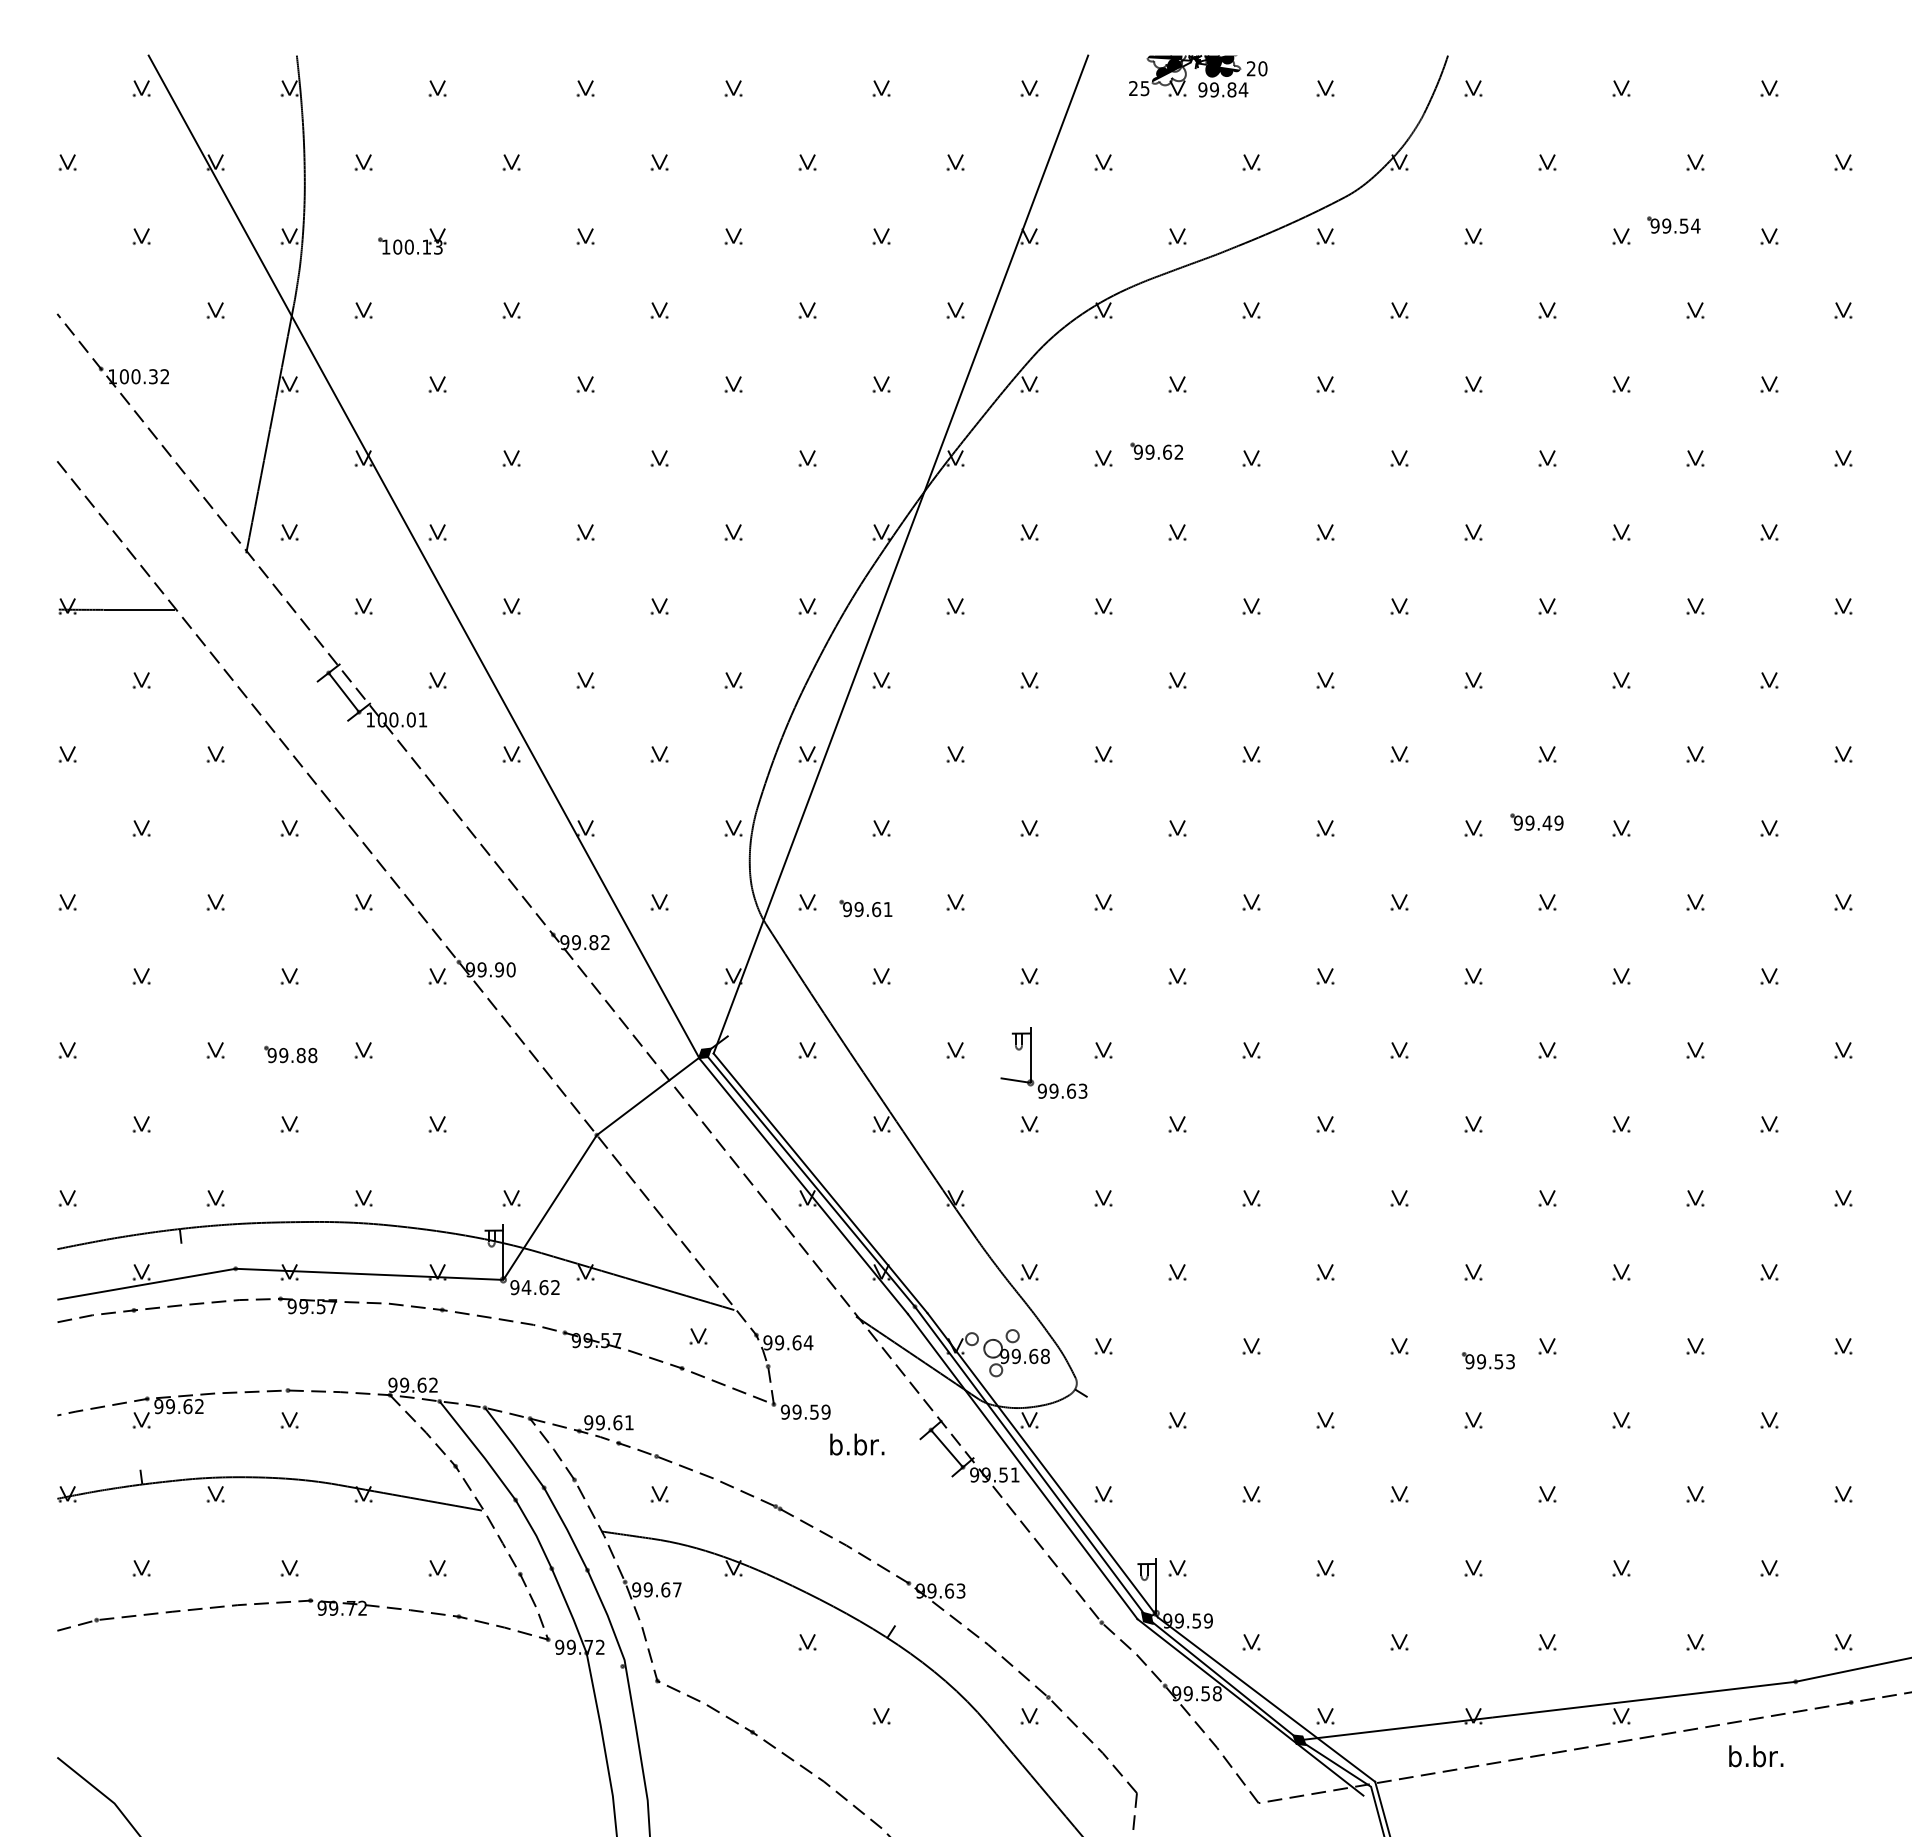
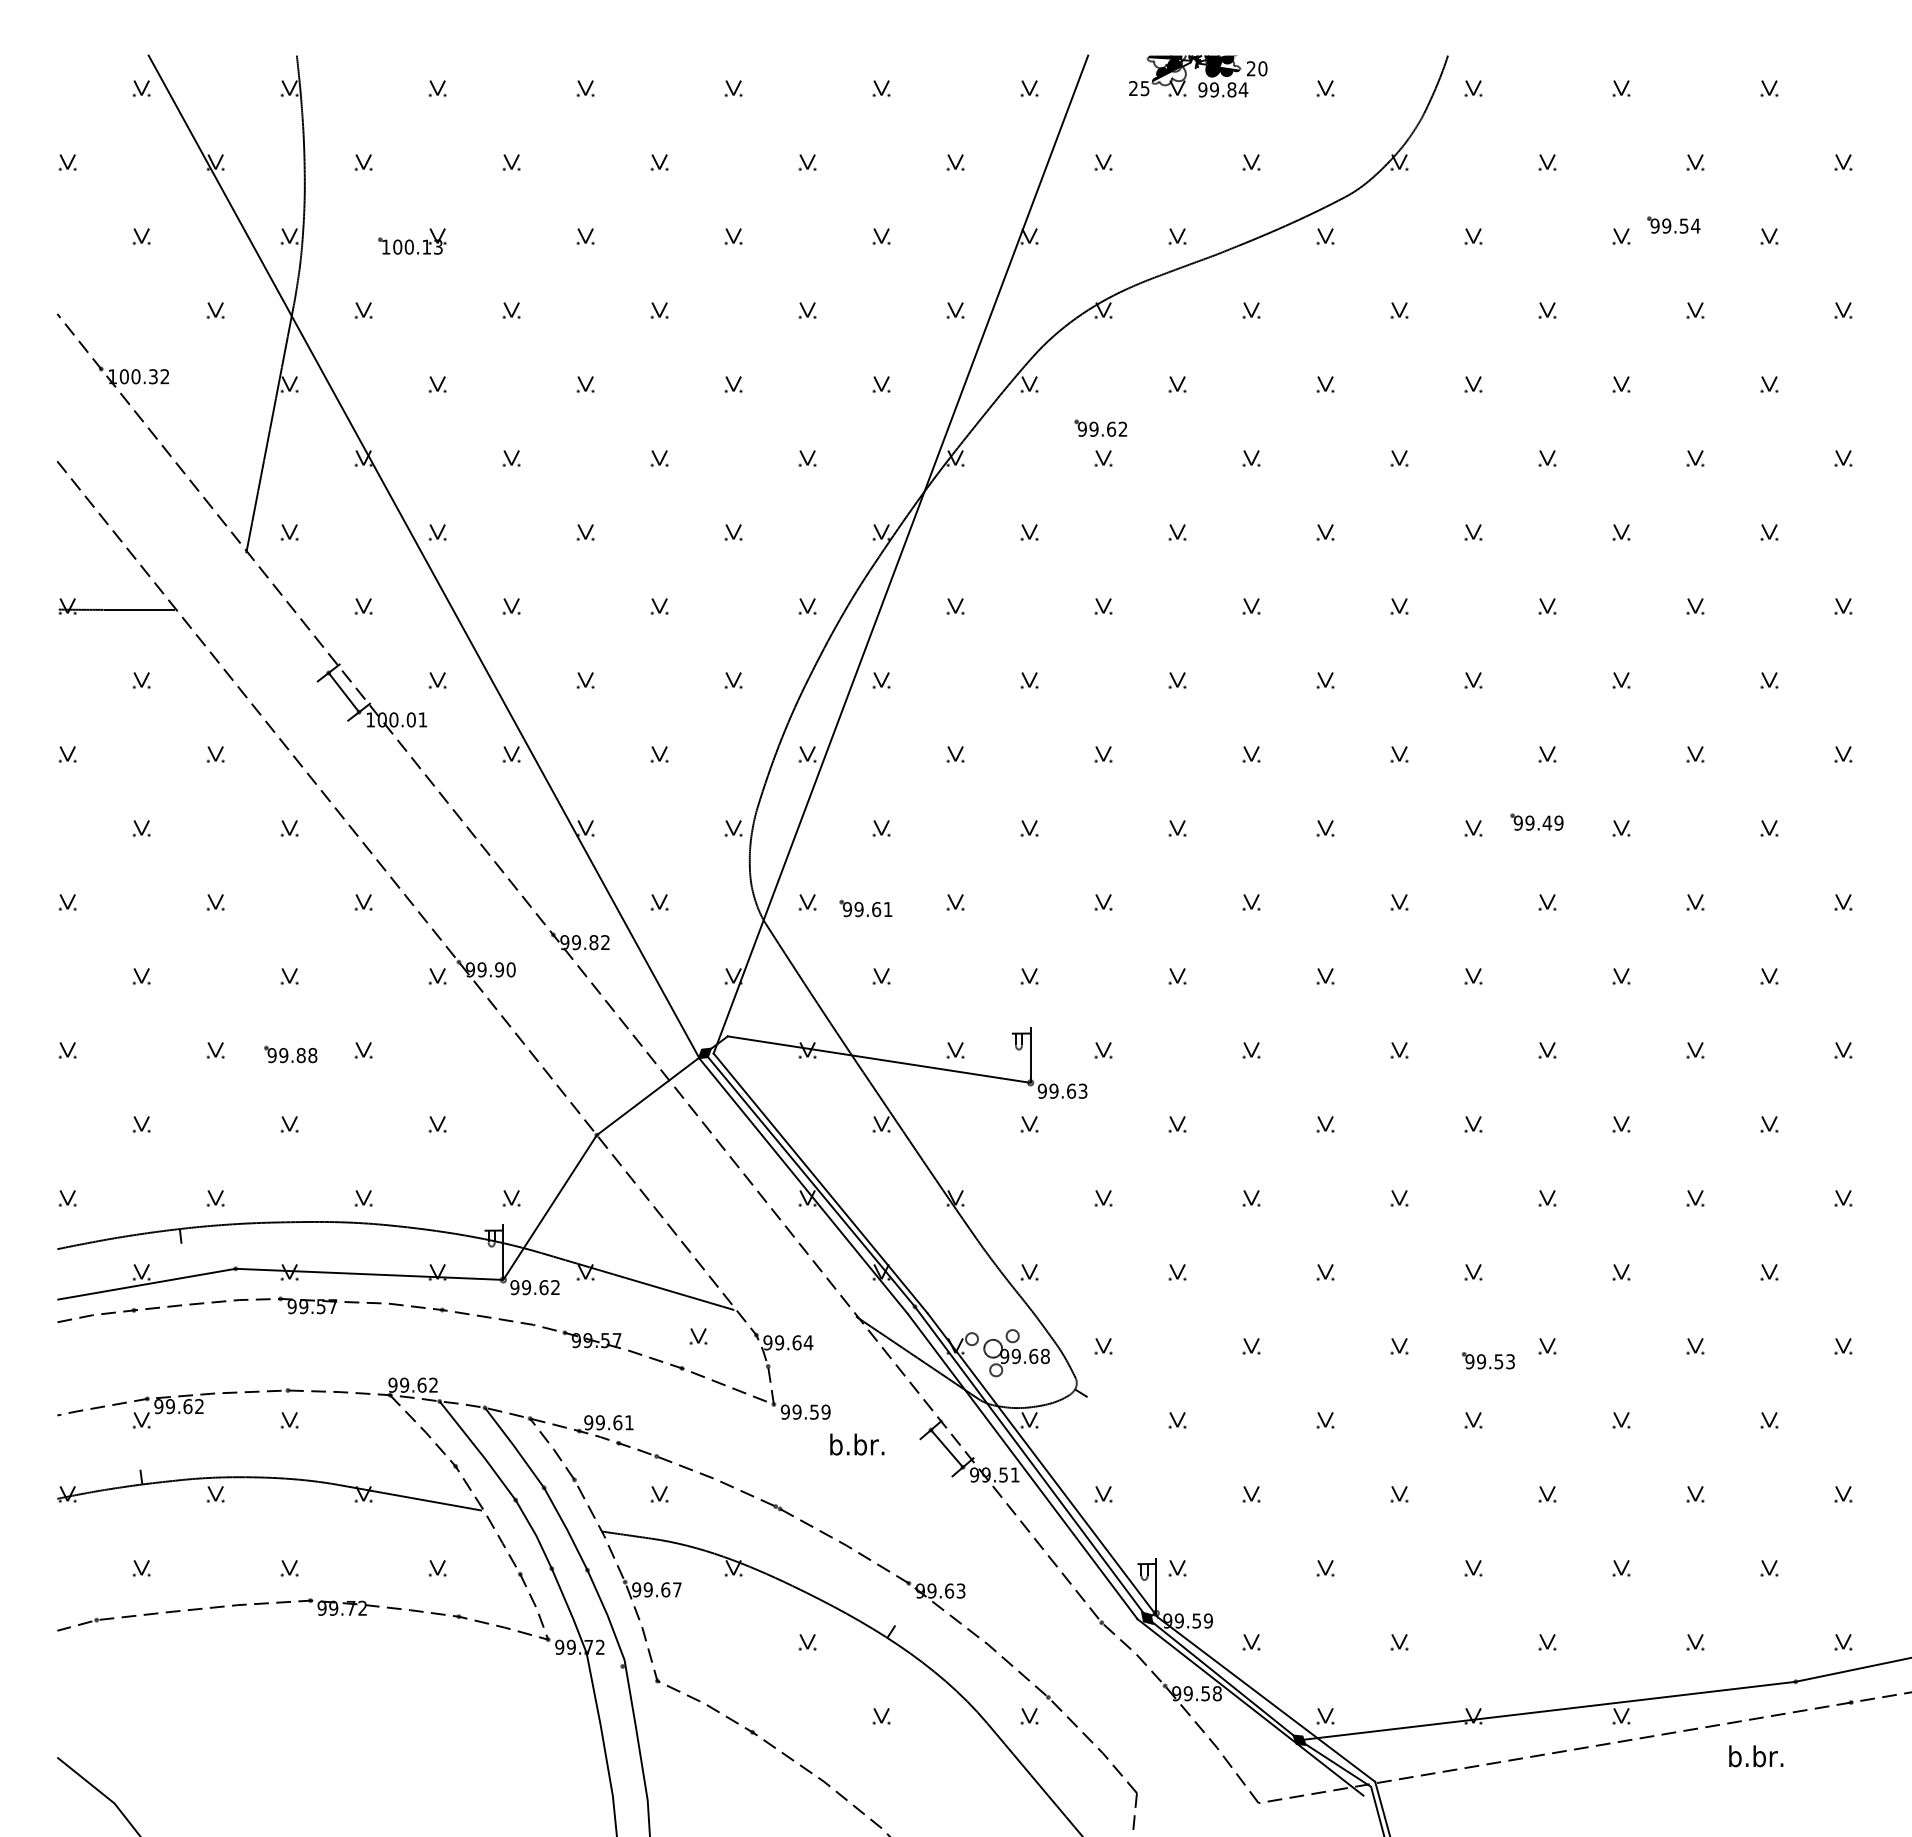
part position: (1156, 450) -> (1100, 427) (1100, 427)
line: none -> present (863, 1057)
text: 94.62 -> 99.62 (526, 1287)
